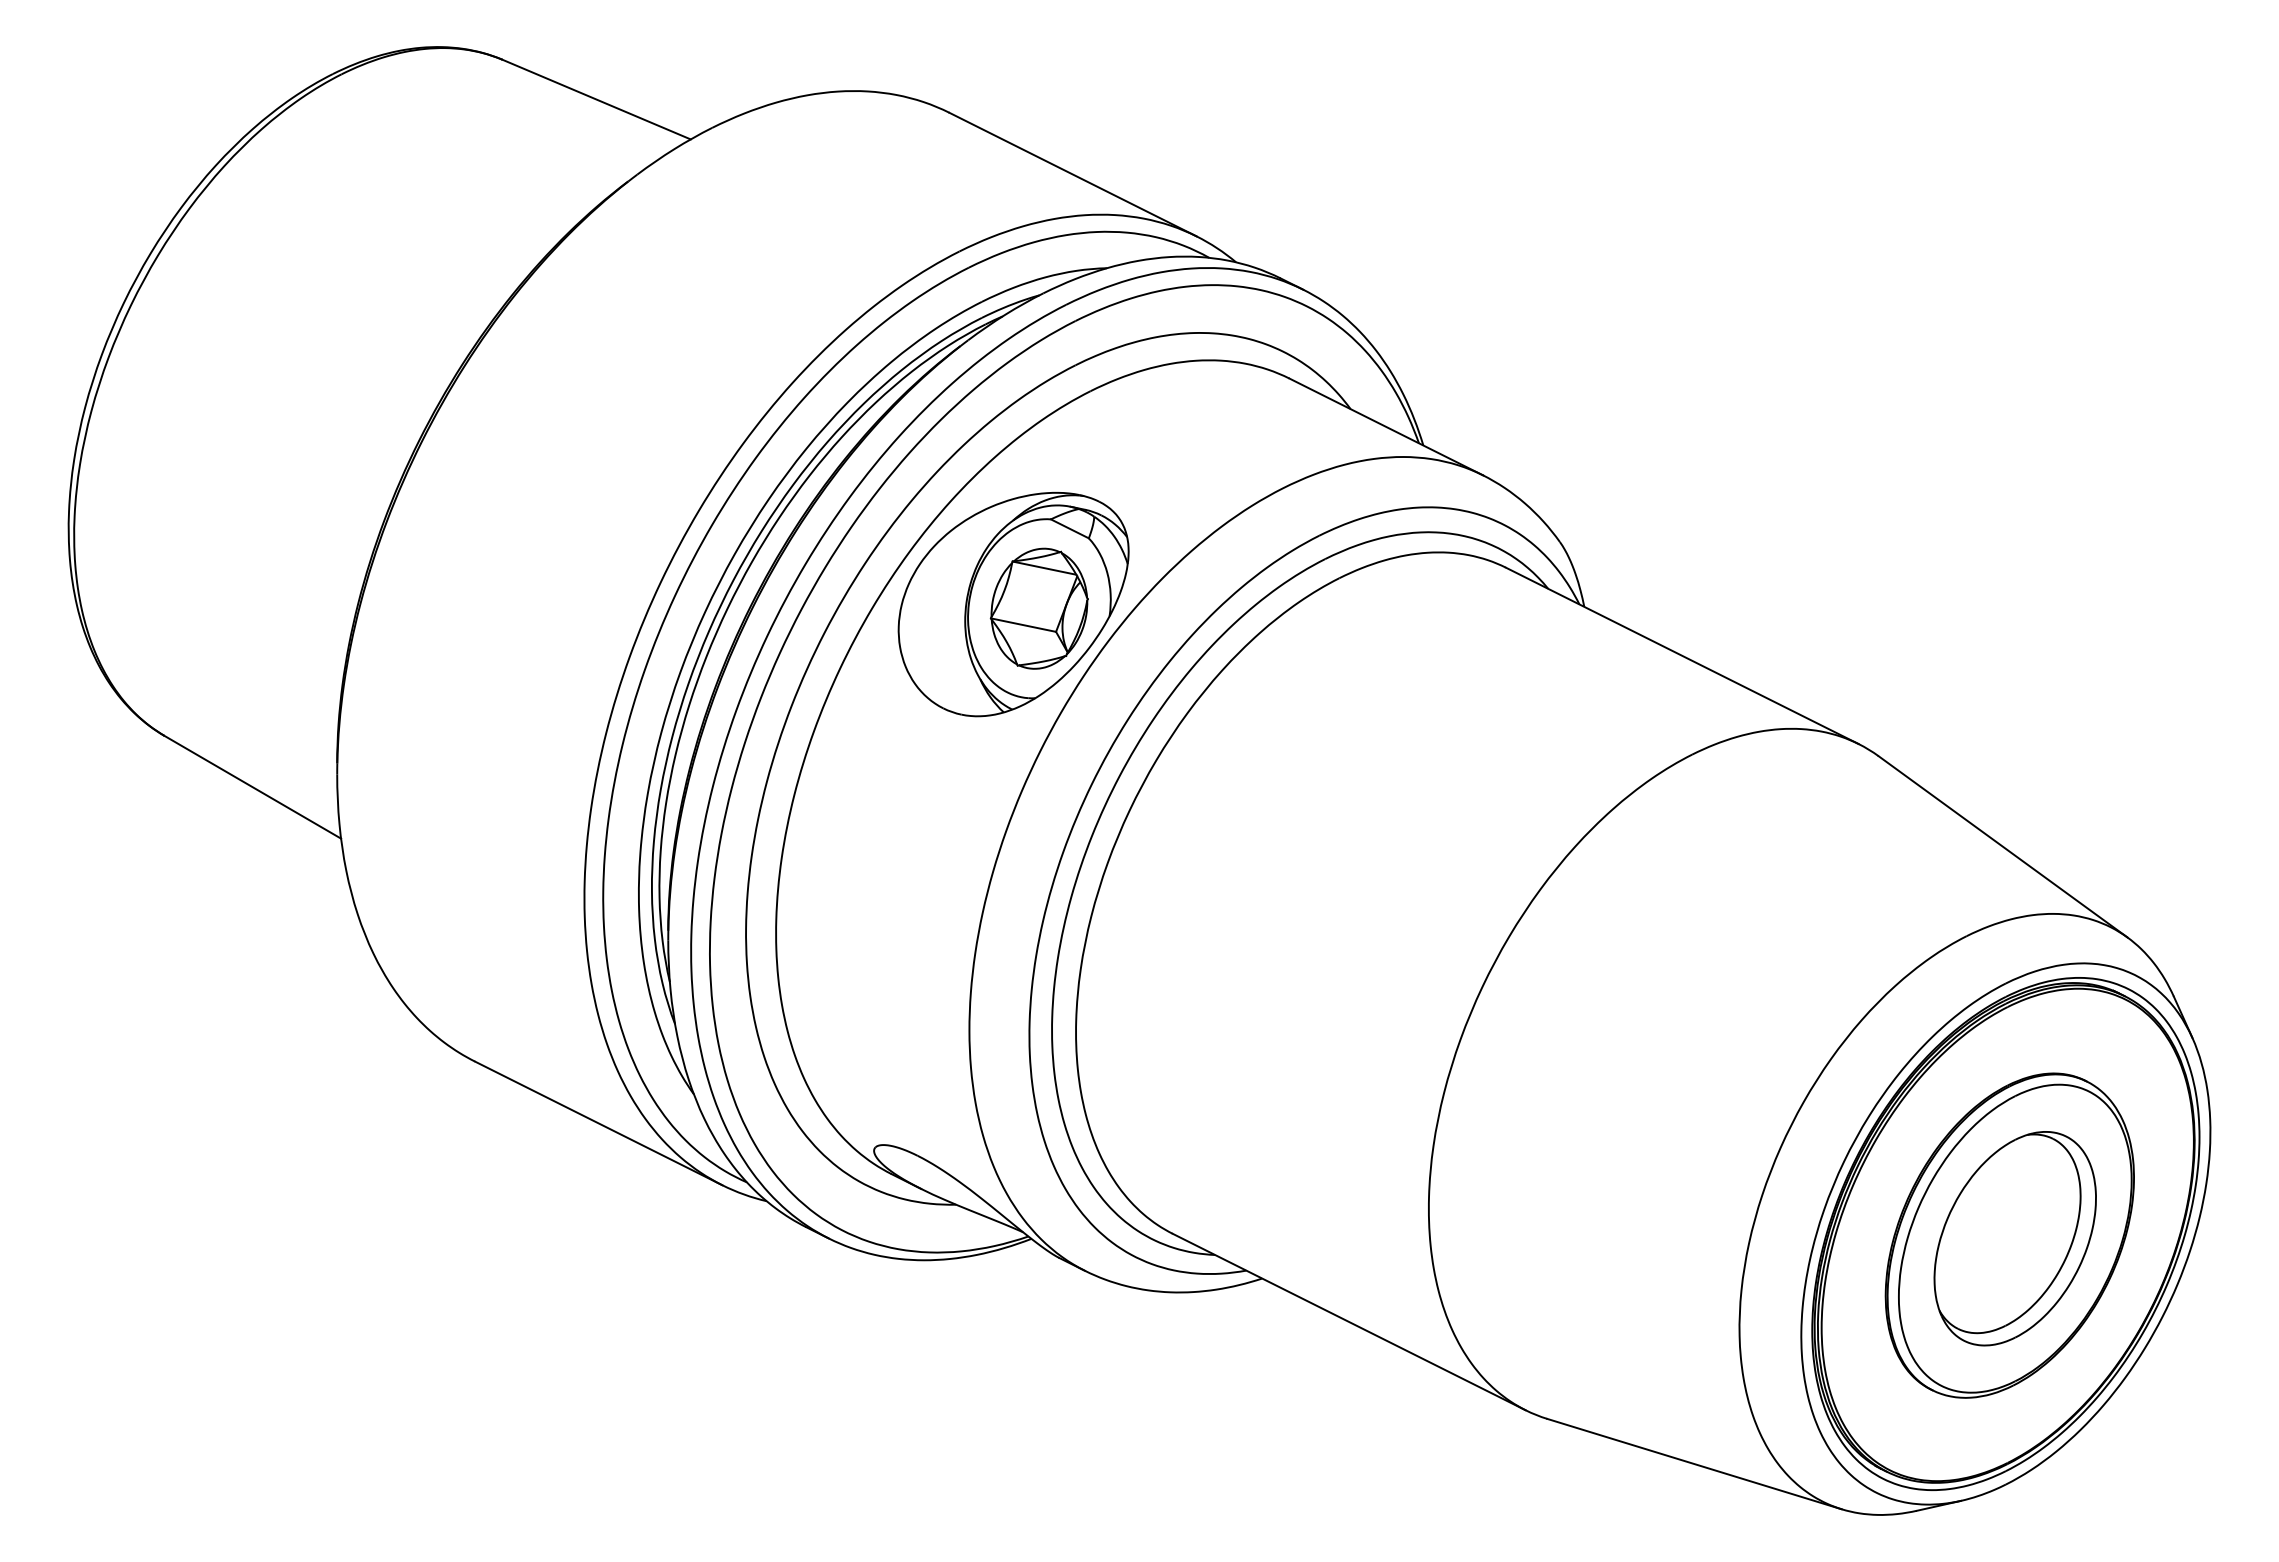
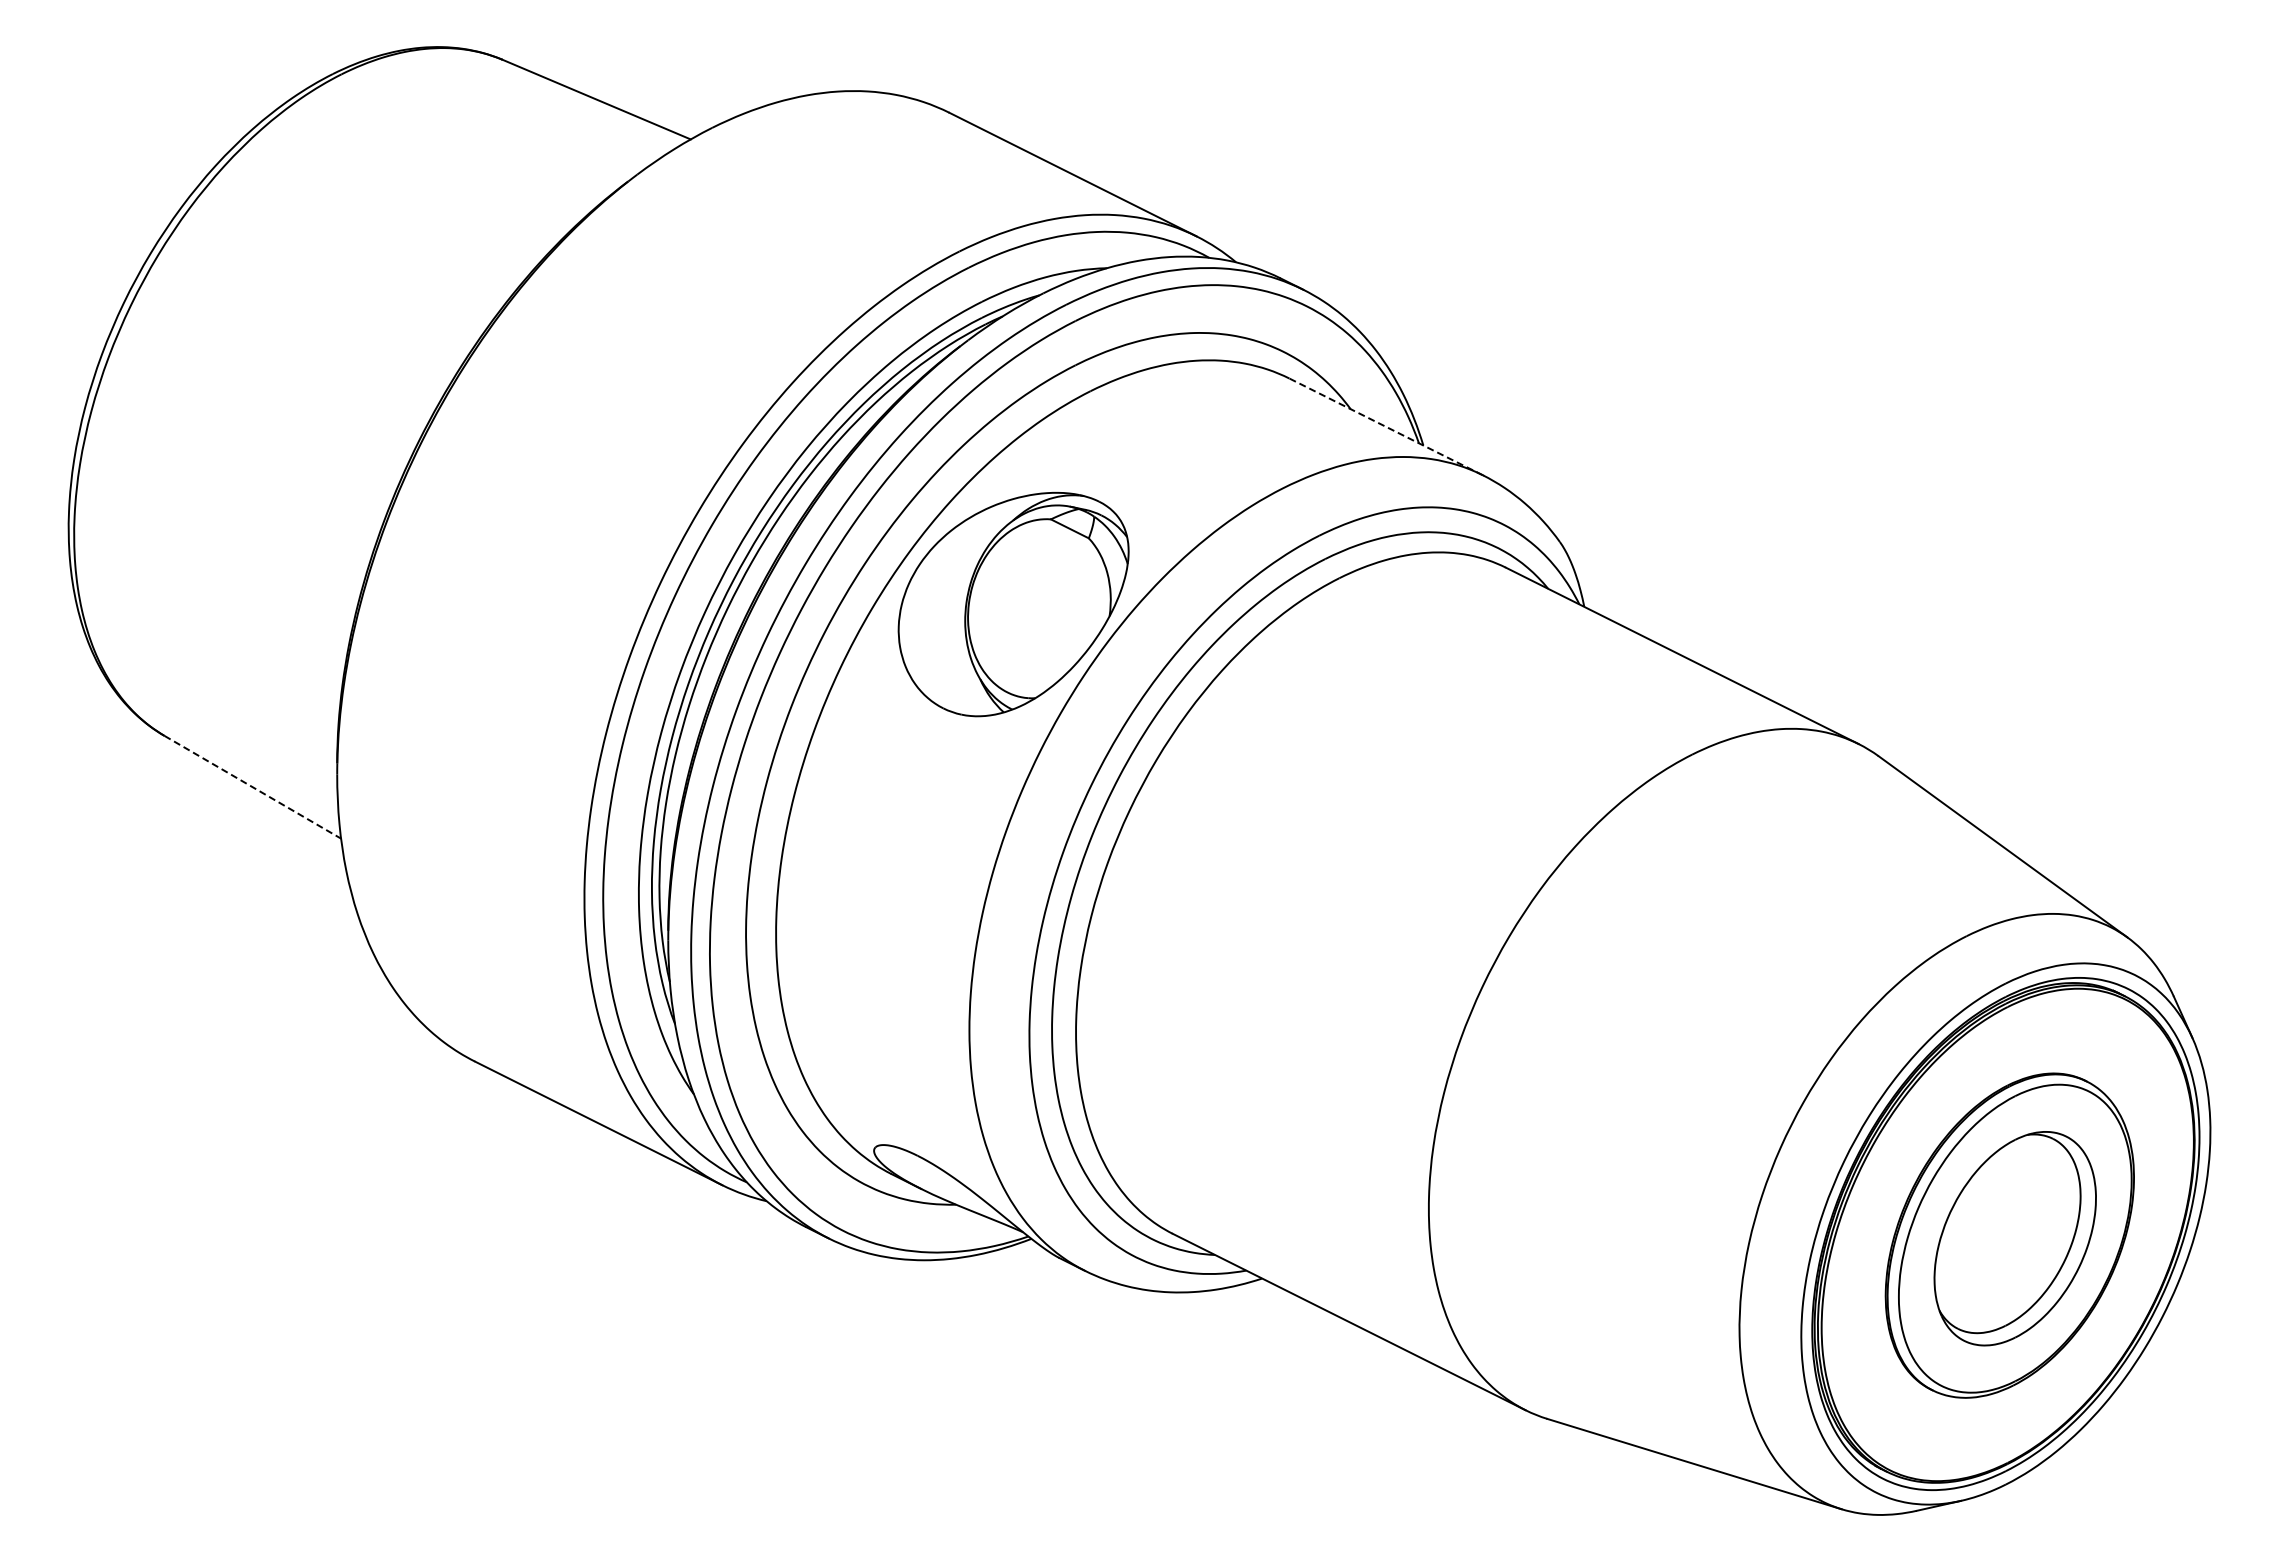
line: solid -> dashed (1385, 426)
part: present -> none (1038, 608)
line: solid -> dashed (253, 787)
